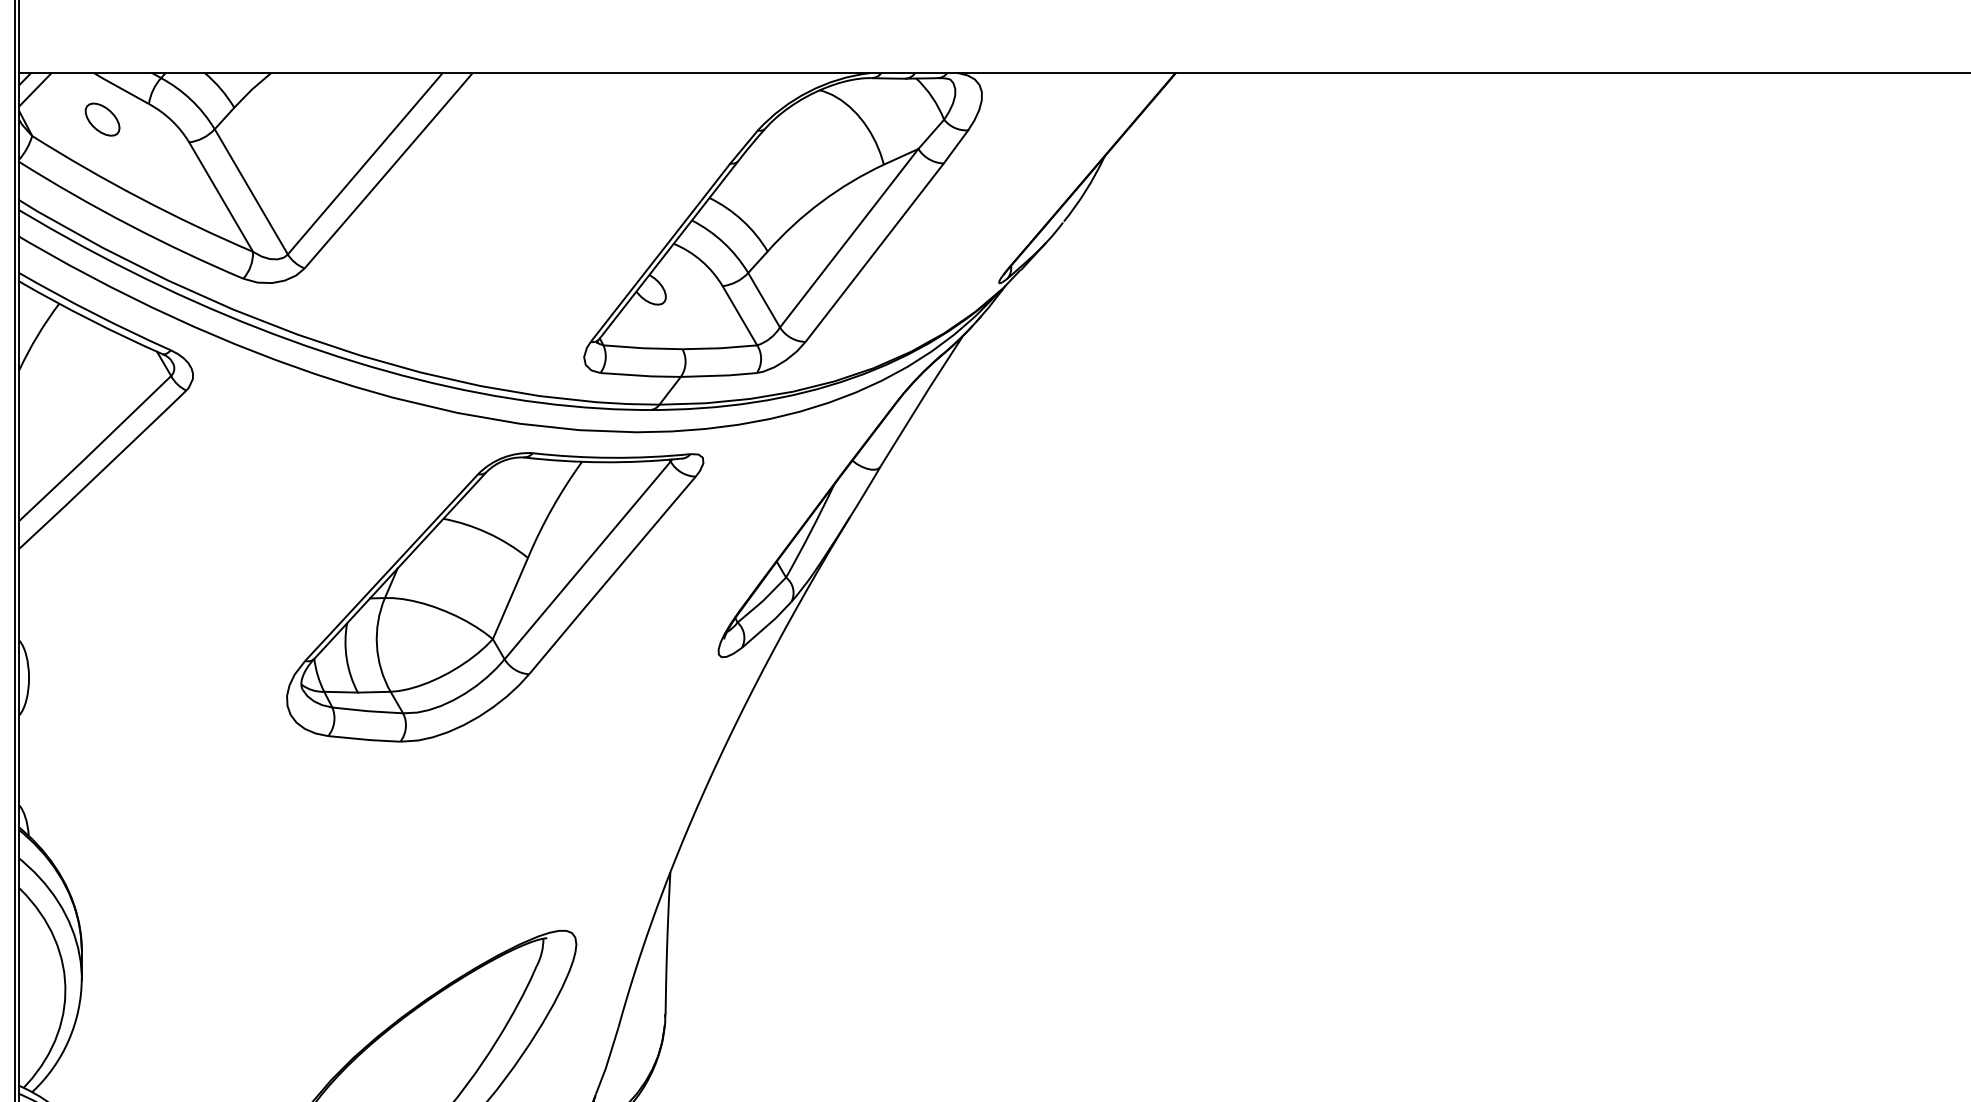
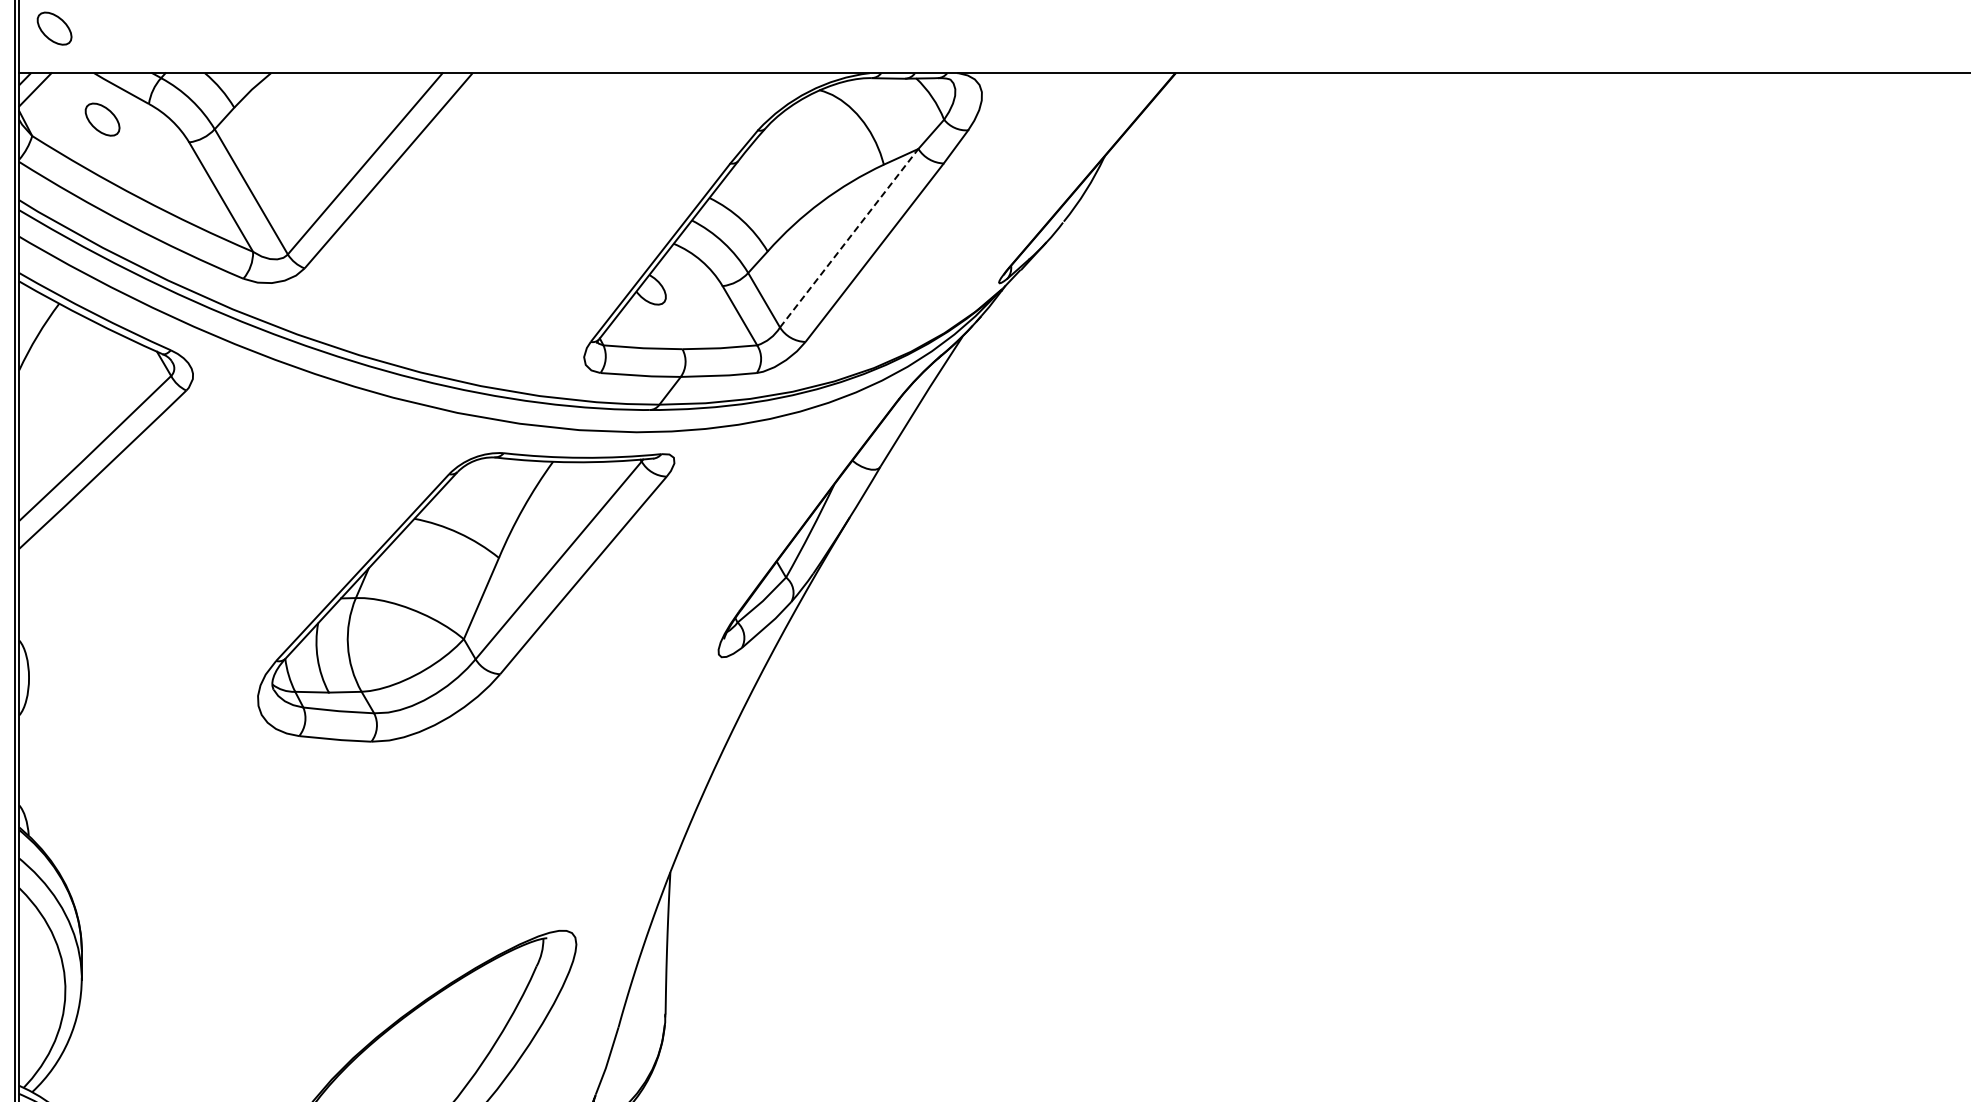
part: none -> present (54, 28)
line: solid -> dashed (849, 238)
part position: (495, 597) -> (466, 597) (466, 597)
